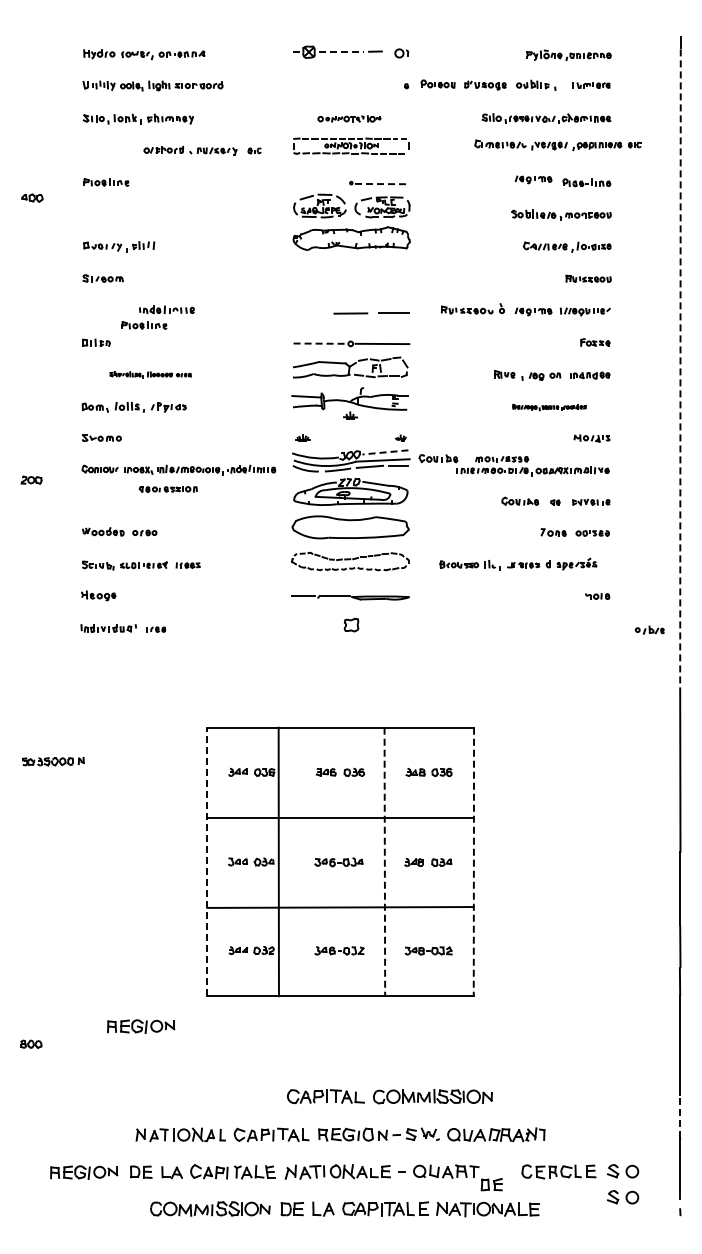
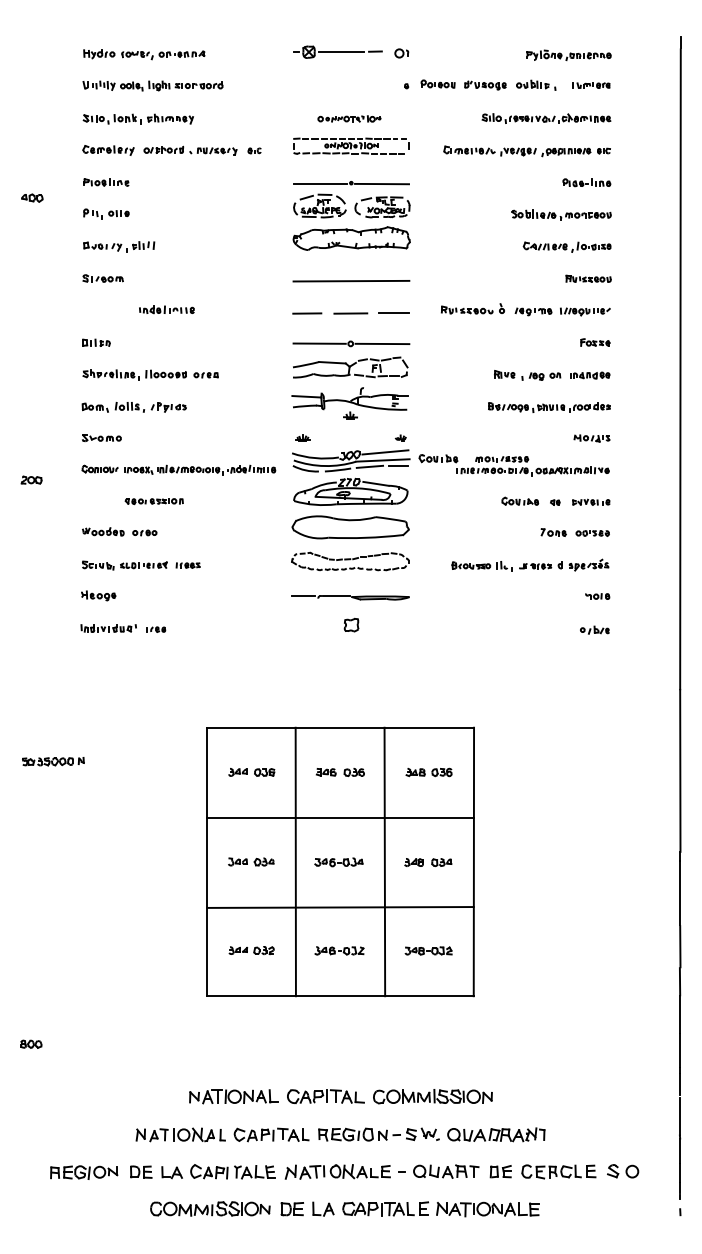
line: dashed -> solid (341, 51)
part position: (557, 145) -> (526, 151) (526, 151)
part: none -> present (108, 150)
part: present -> none (533, 179)
line: none -> present (320, 183)
line: dashed -> solid (382, 184)
part: none -> present (106, 213)
line: none -> present (351, 280)
line: none -> present (307, 313)
part: present -> none (144, 325)
line: dashed -> solid (320, 343)
line: dashed -> solid (680, 369)
part size: 83x8 px -> 137x12 px (150, 374)
part size: 75x9 px -> 123x11 px (549, 407)
line: dashed -> solid (384, 452)
part position: (167, 489) -> (153, 501) (153, 501)
part position: (518, 563) -> (530, 564) (530, 564)
part position: (649, 629) -> (594, 629) (594, 629)
line: dashed -> solid (207, 861)
line position: (278, 861) -> (295, 861) (295, 861)
line: dashed -> solid (384, 862)
line: dashed -> solid (473, 862)
part: present -> none (141, 1026)
part: none -> present (233, 1096)
line: dashed -> solid (680, 1116)
part position: (491, 1184) -> (500, 1171) (500, 1171)
part: present -> none (623, 1197)
